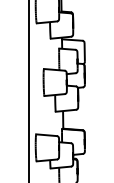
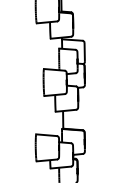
line: present -> none (29, 90)
